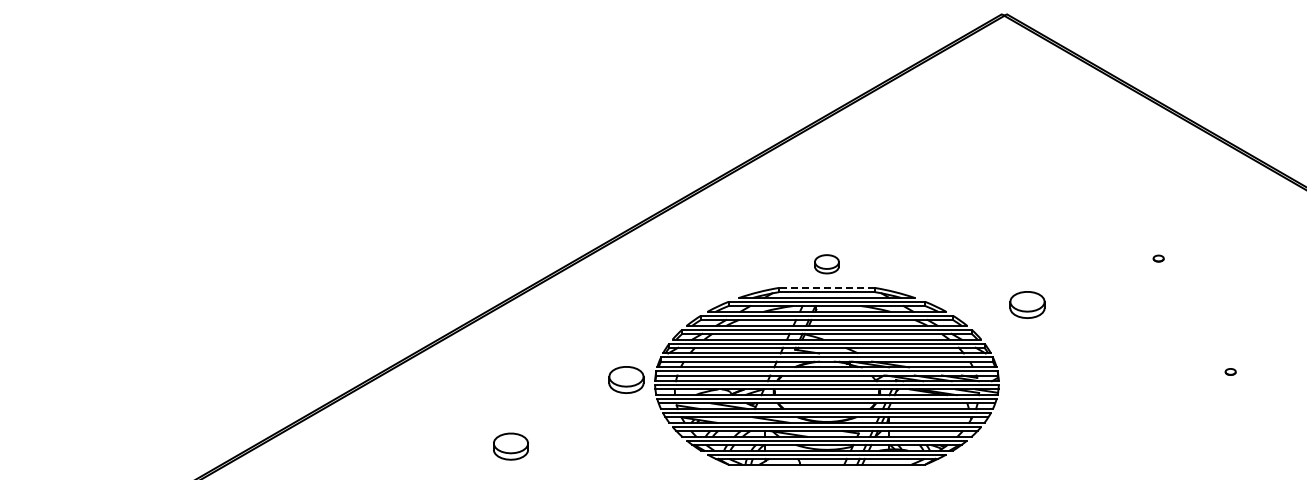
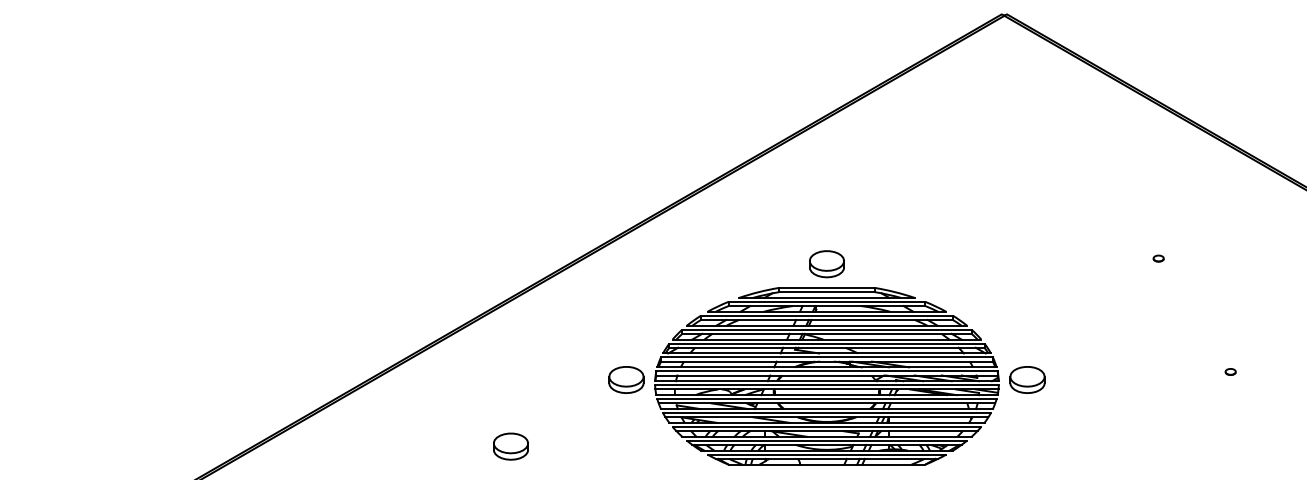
part size: 26x21 px -> 36x29 px (826, 264)
line: dashed -> solid (826, 287)
part position: (1027, 304) -> (1027, 379) (1027, 379)
